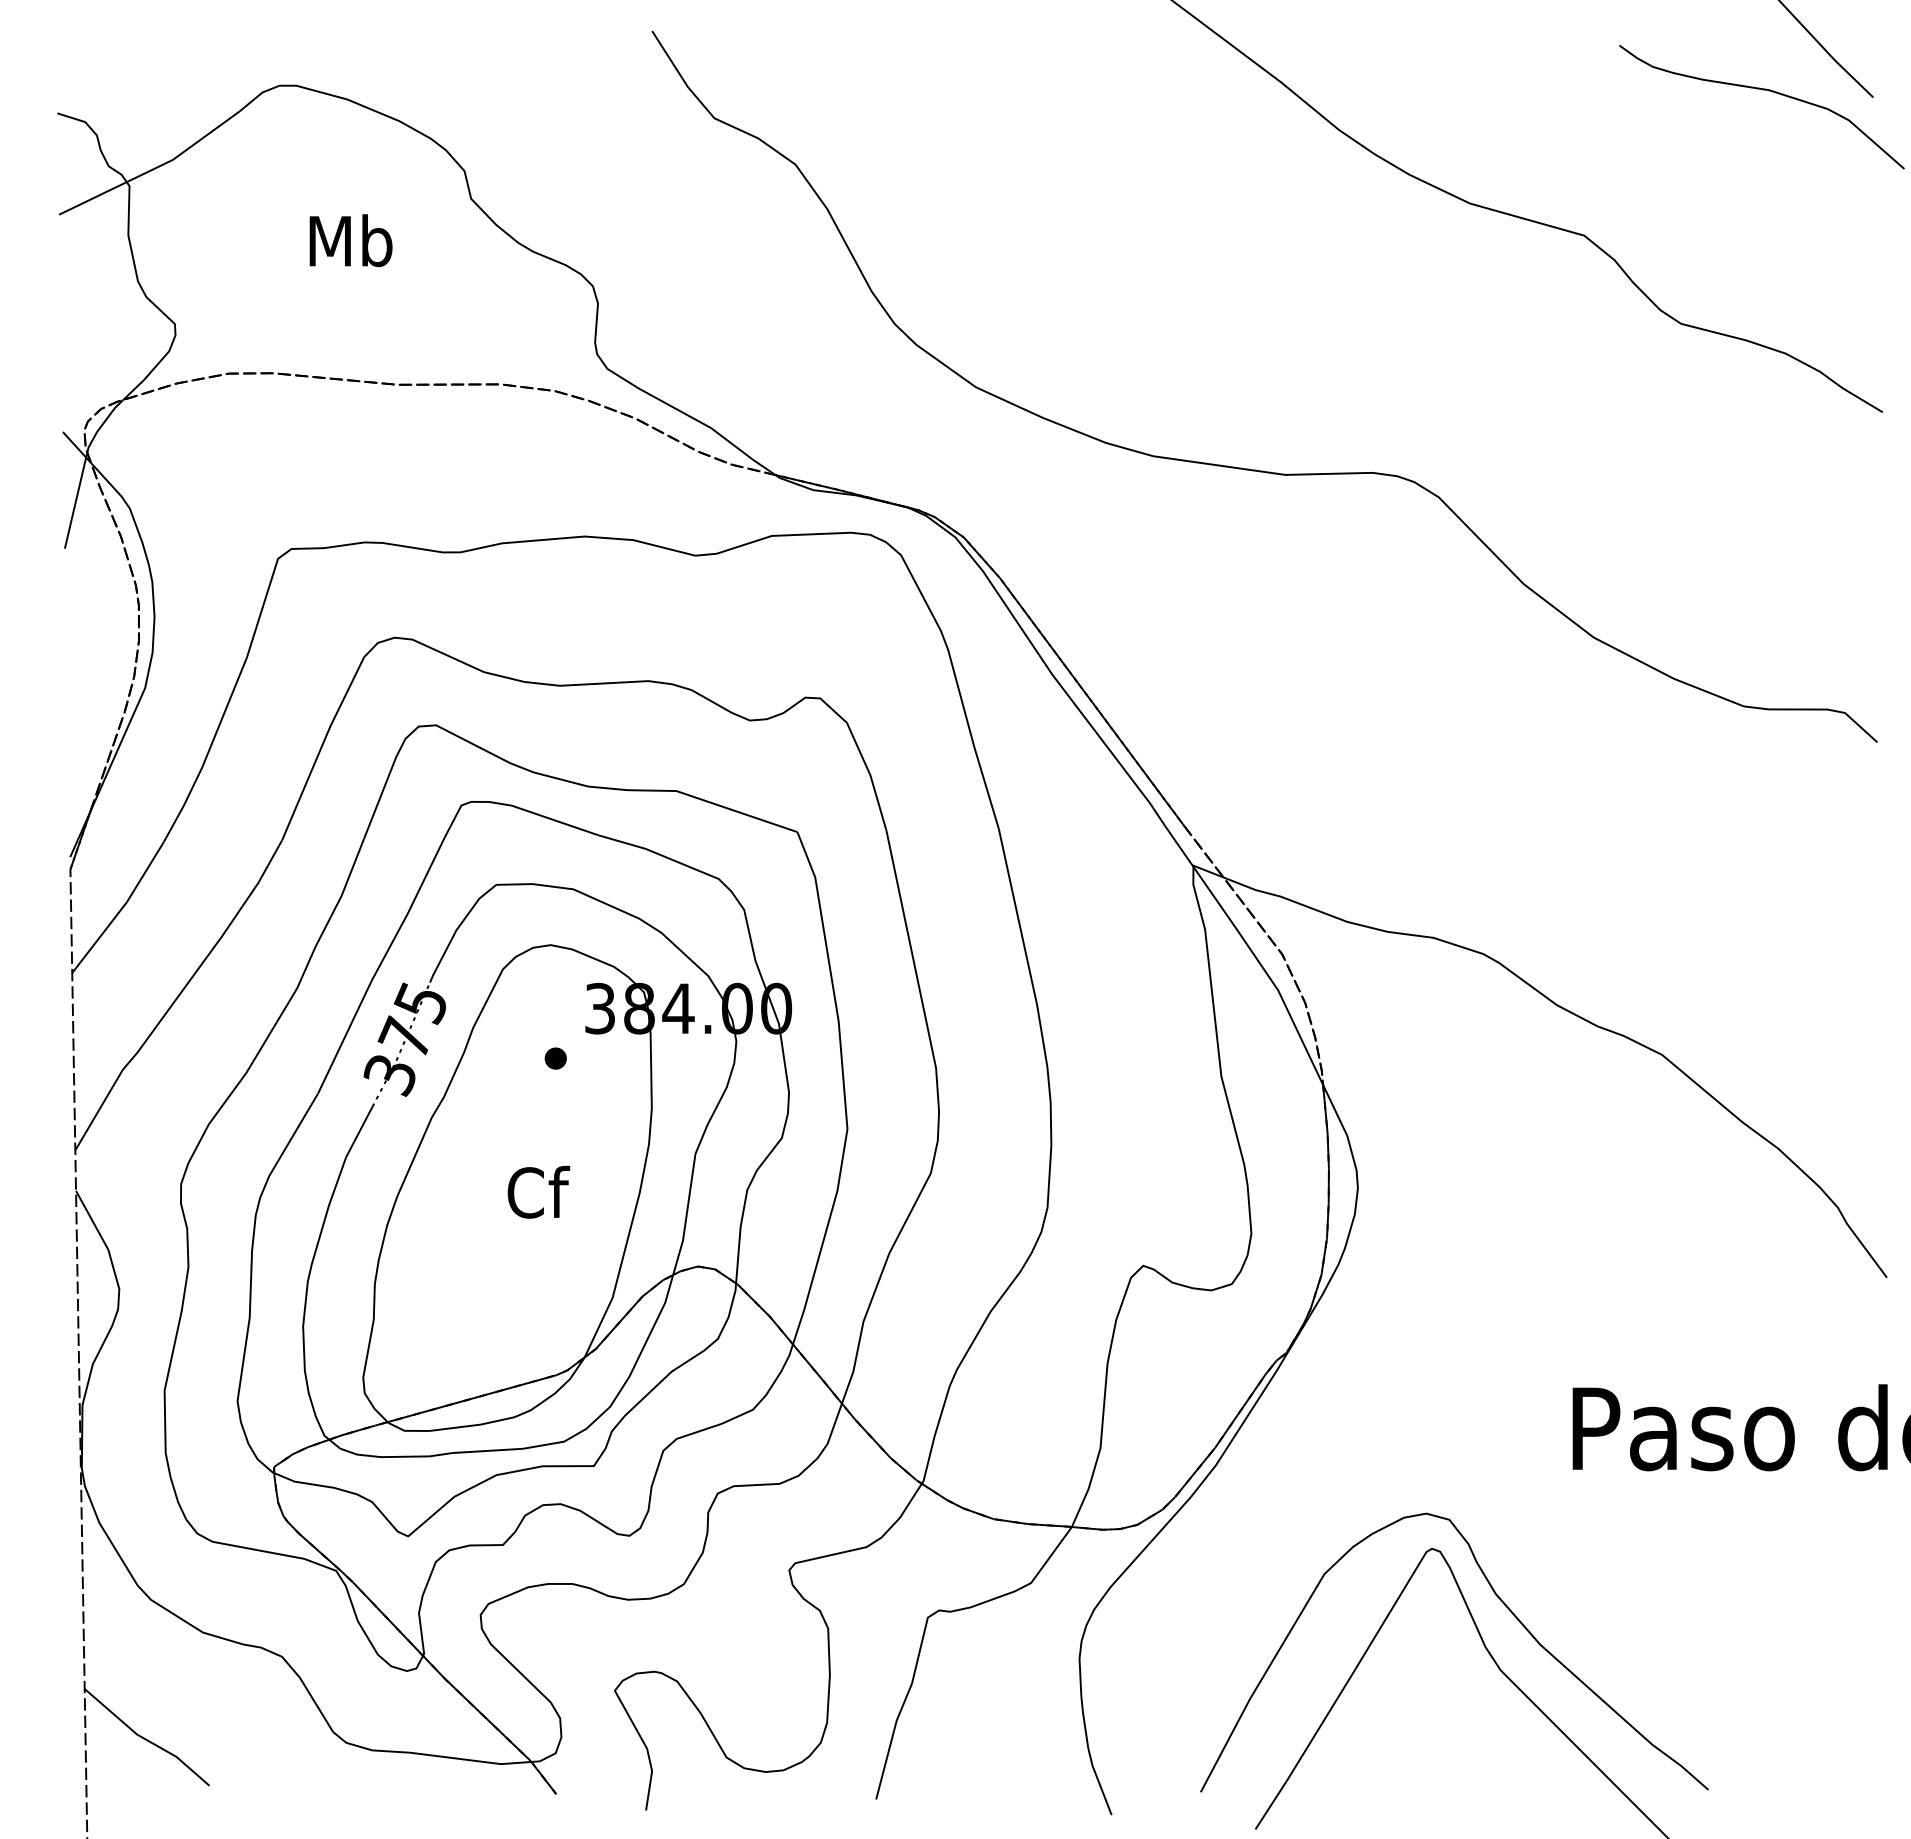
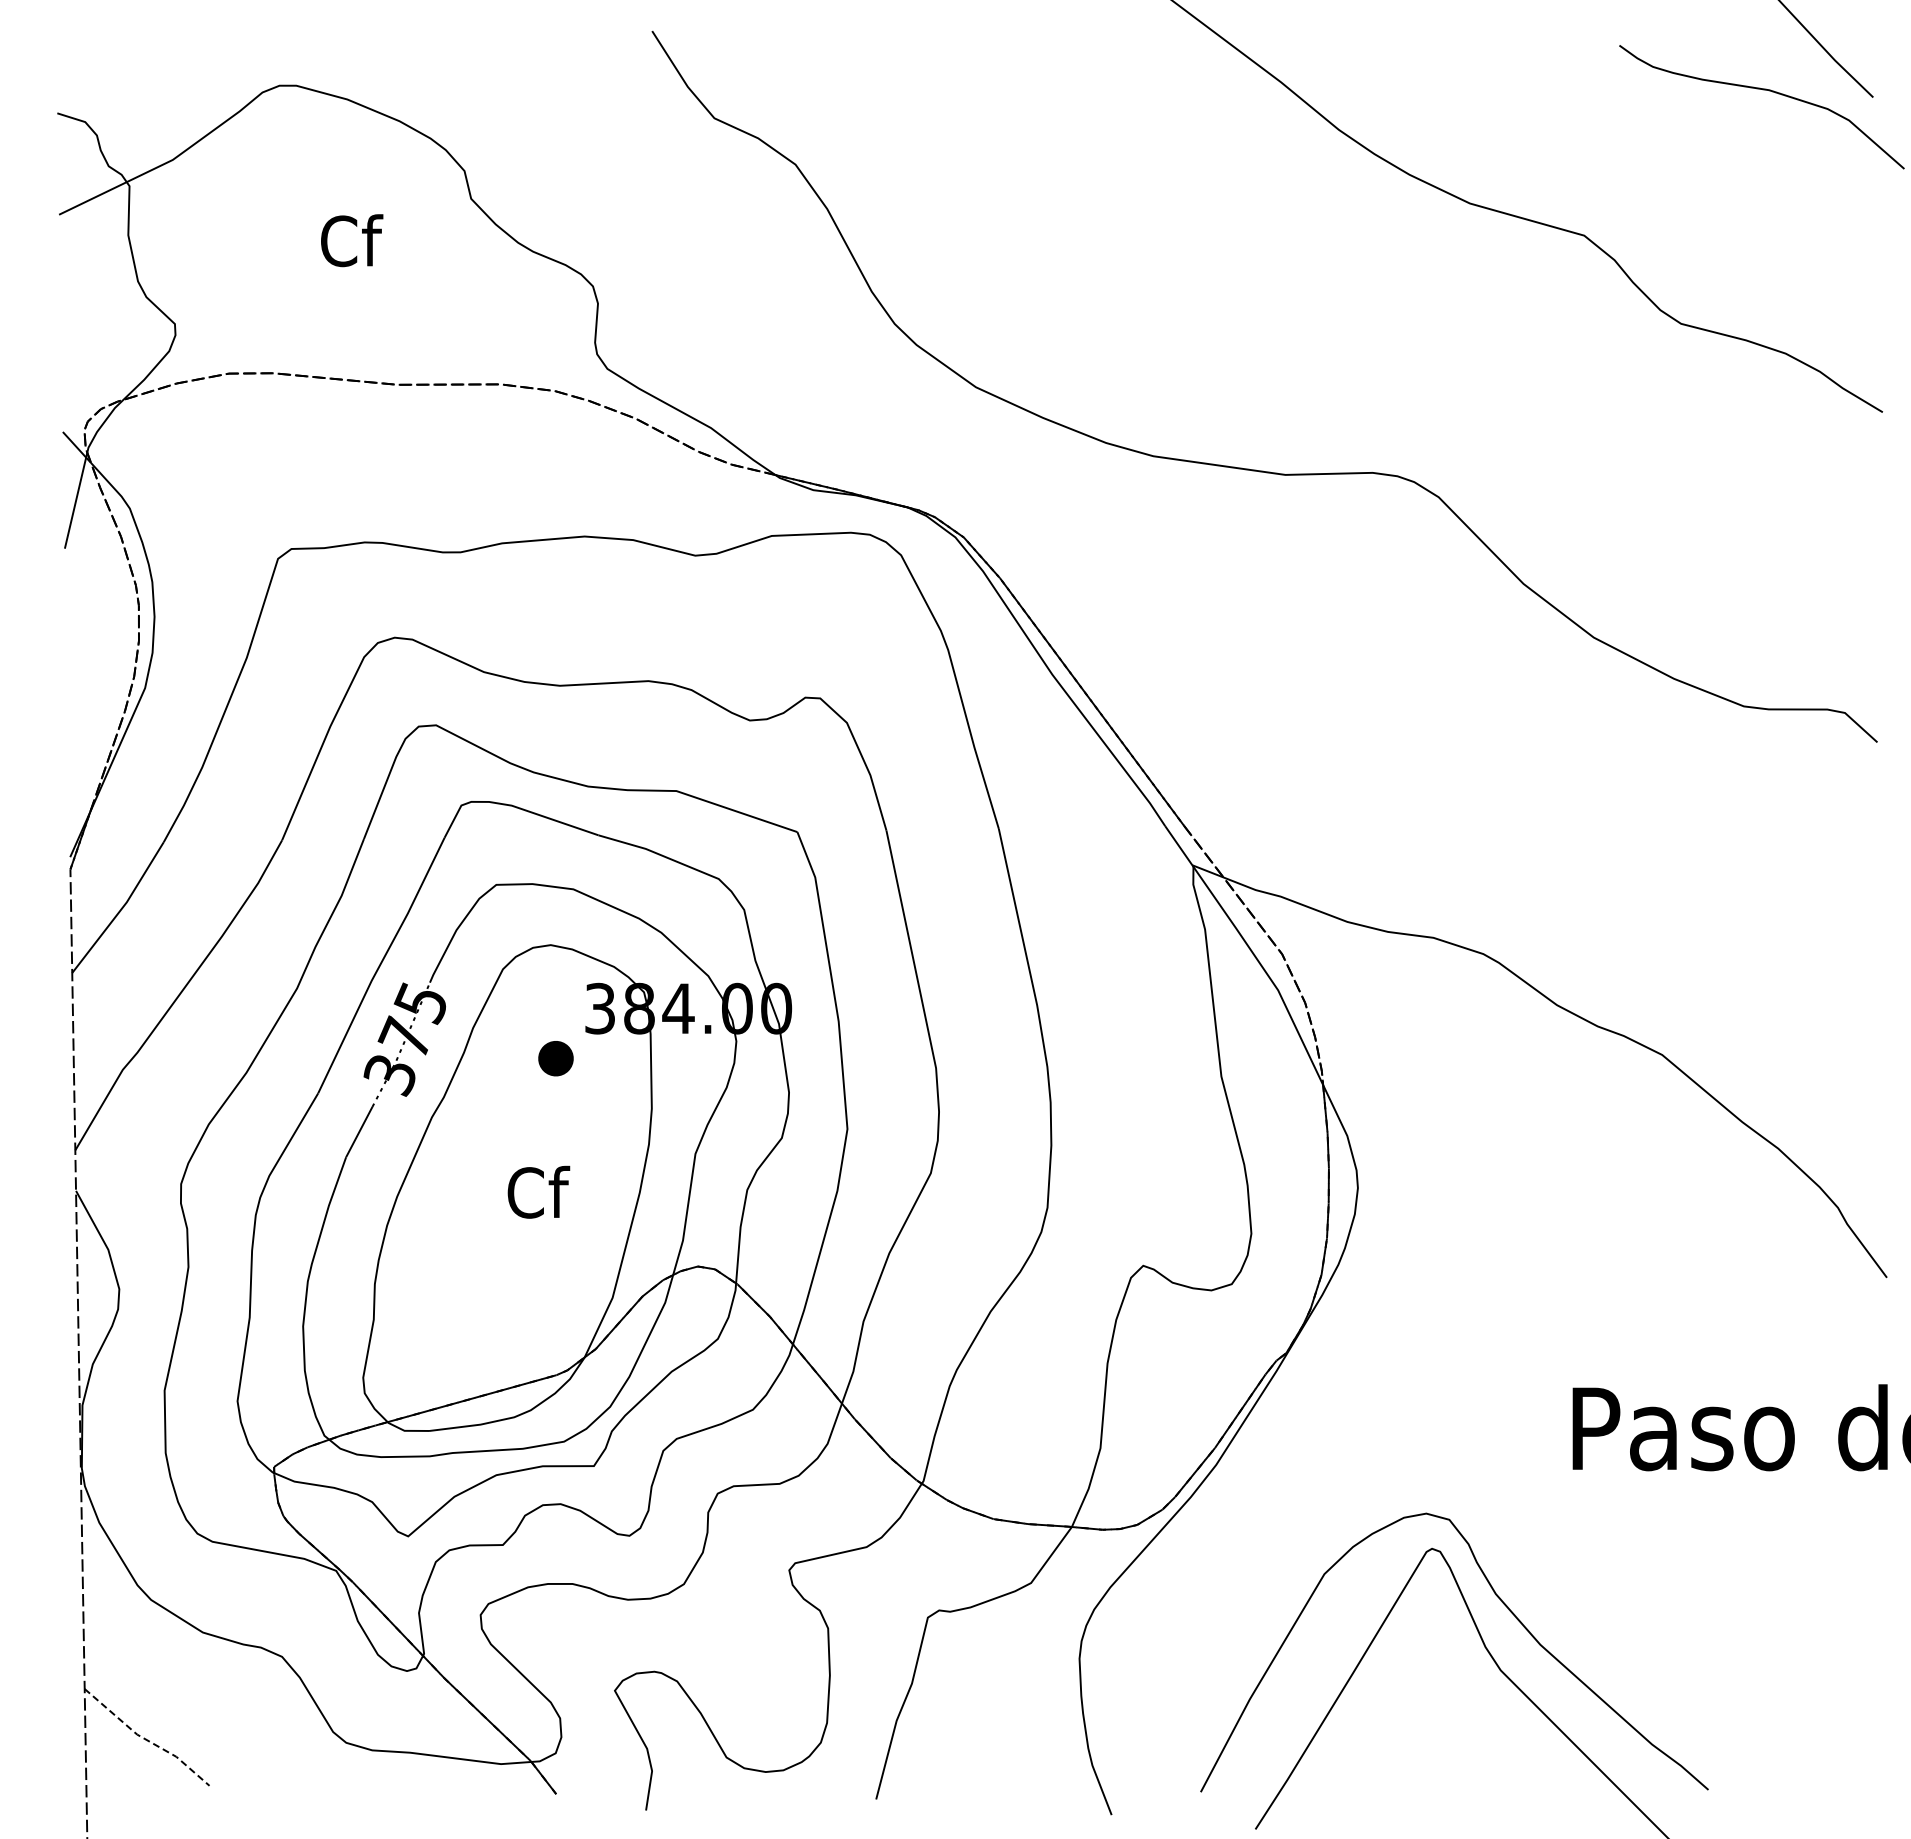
text: Mb -> Cf (350, 240)
part size: 23x23 px -> 36x36 px (555, 1058)
line: solid -> dashed (145, 1739)
